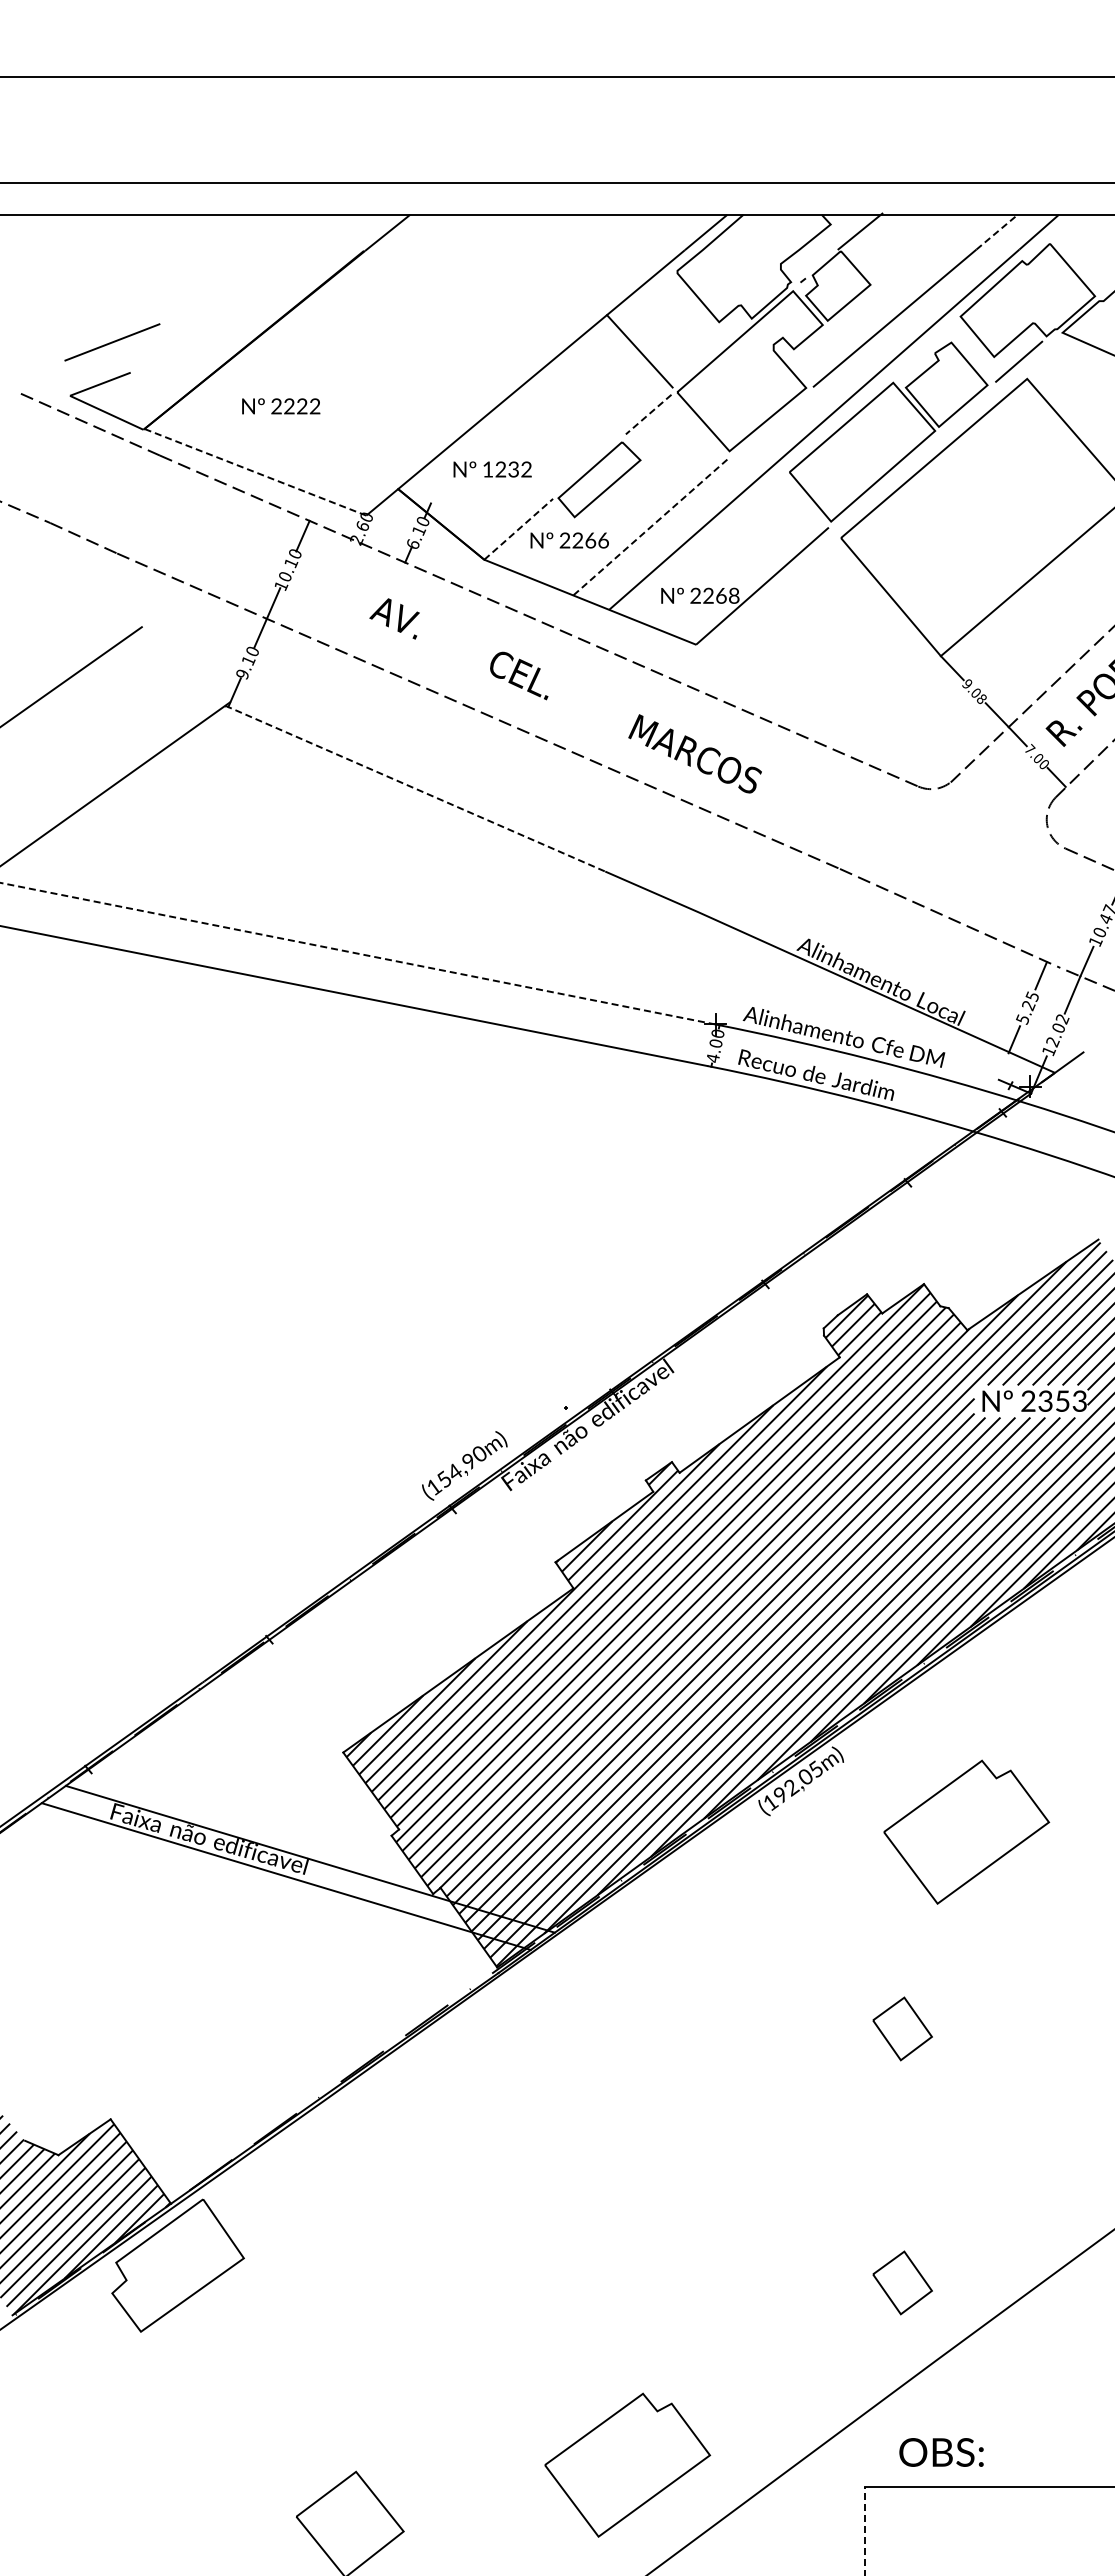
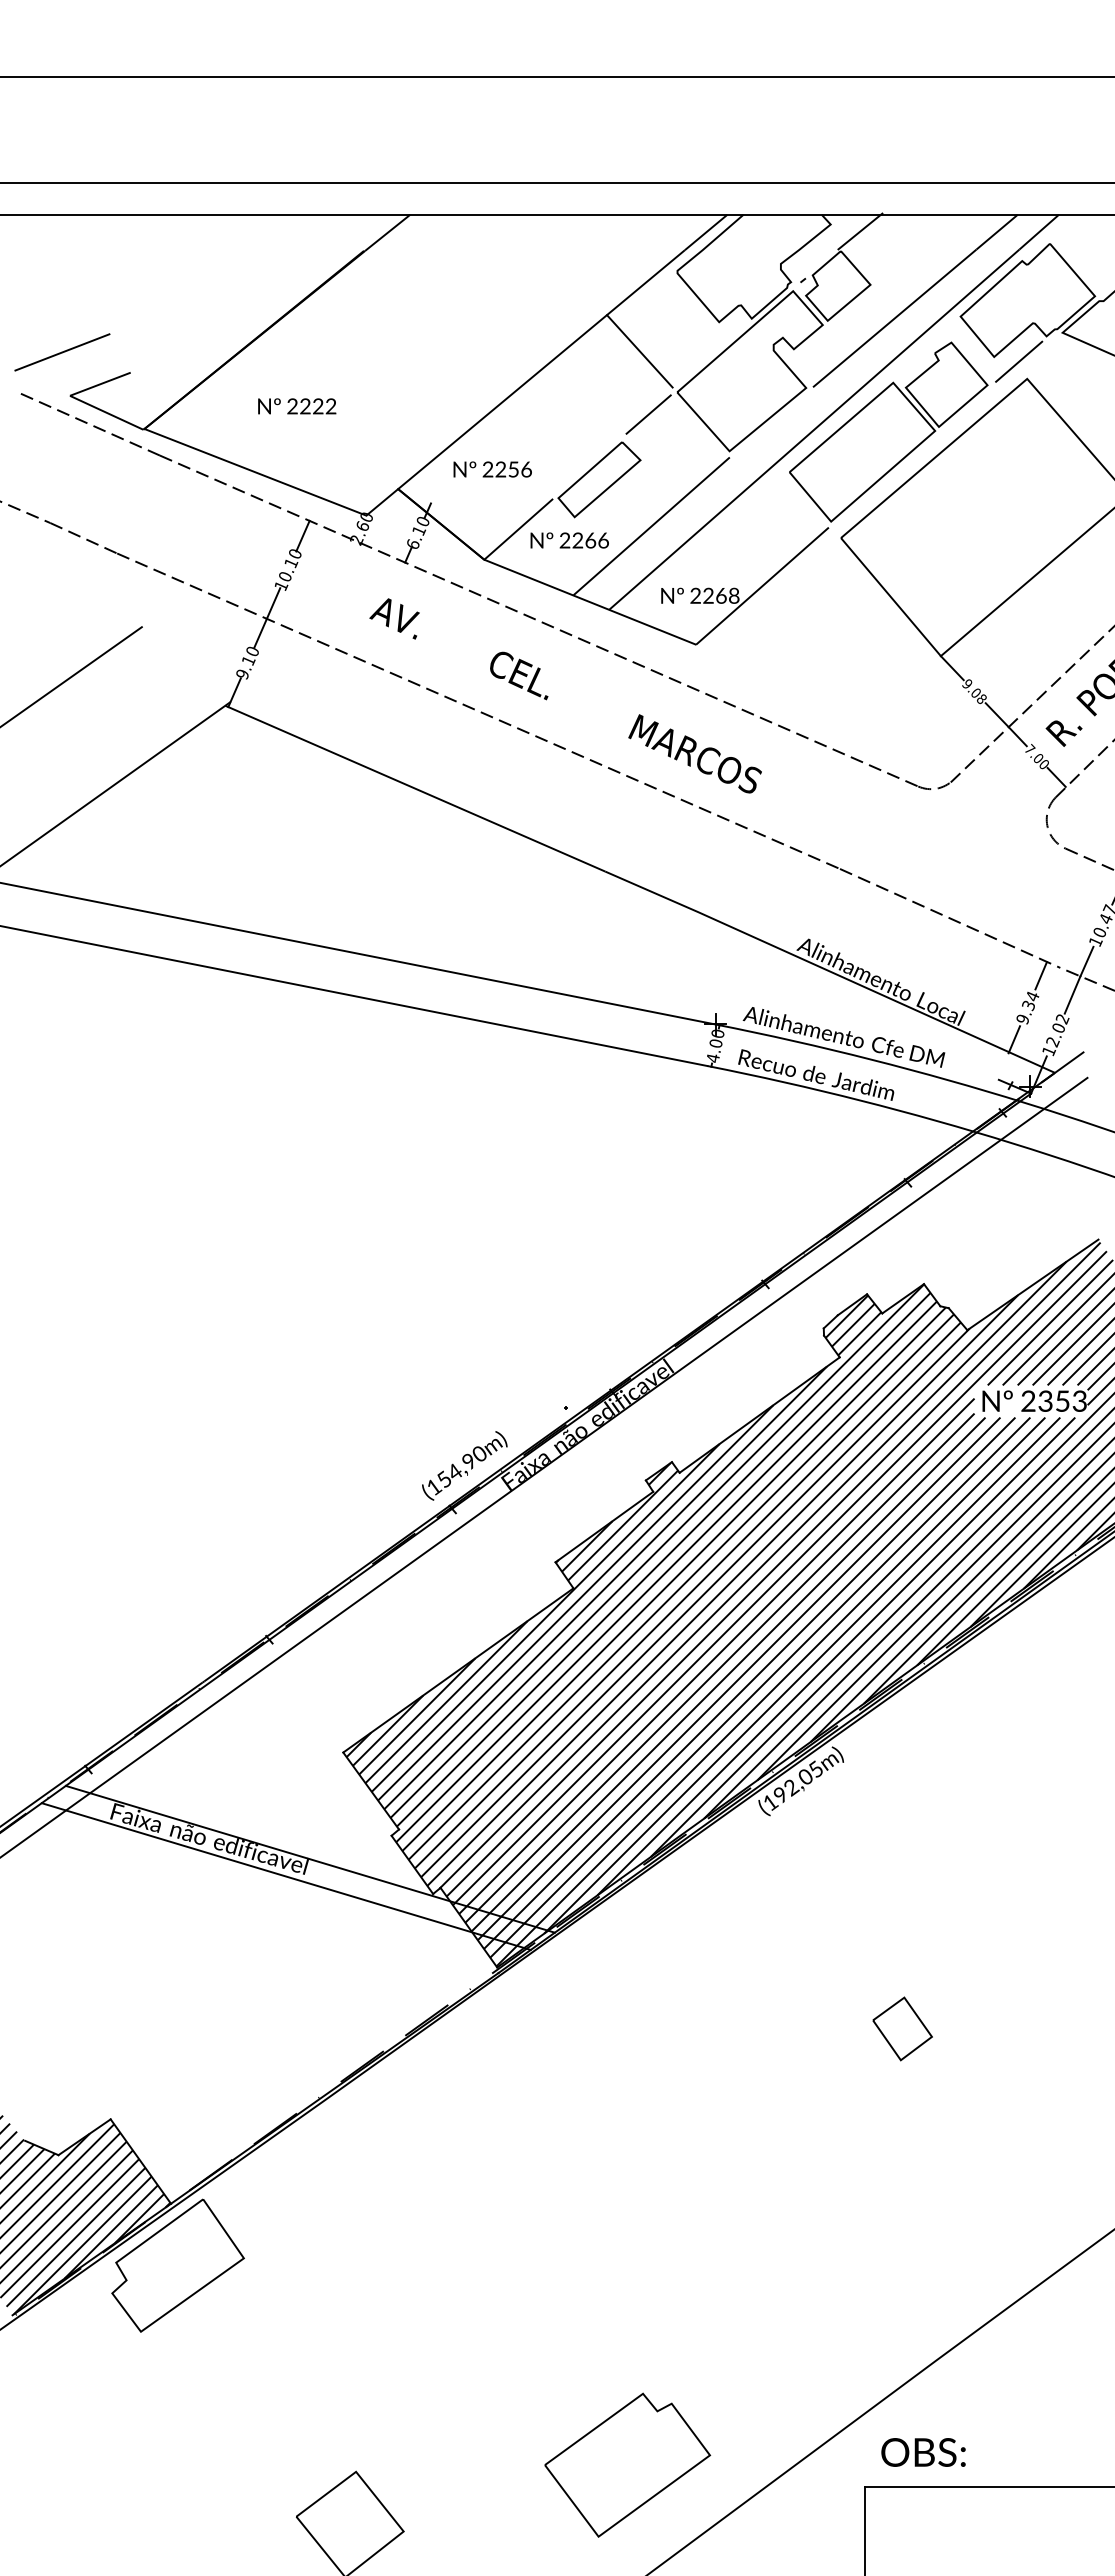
line: dashed -> solid (997, 231)
line position: (112, 342) -> (62, 352) (62, 352)
text position: (281, 406) -> (297, 406) (297, 406)
line: dashed -> solid (648, 414)
text: 1232 -> 2256 (506, 469)
line: dashed -> solid (254, 472)
line: dashed -> solid (652, 525)
line: dashed -> solid (518, 529)
line: dashed -> solid (414, 788)
line: dashed -> solid (357, 953)
text: 5.25 -> 9.34 (1027, 1007)
line: none -> present (544, 1466)
part: present -> none (966, 1831)
part: present -> none (902, 2282)
text position: (941, 2452) -> (923, 2452) (923, 2452)
line: dashed -> solid (865, 2530)
